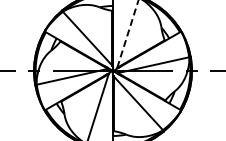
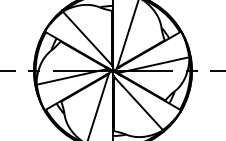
line: dashed -> solid (127, 34)
